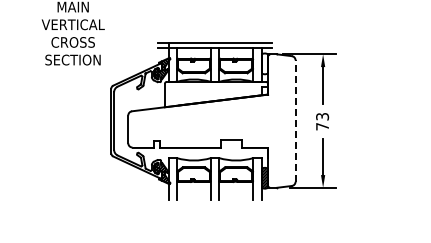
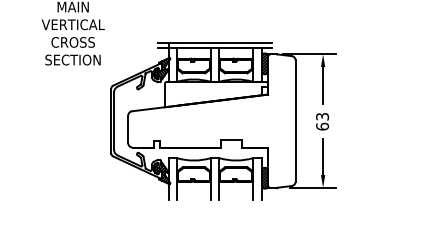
hatch: none -> present (264, 63)
line: dashed -> solid (295, 121)
text: 73 -> 63 (322, 126)
